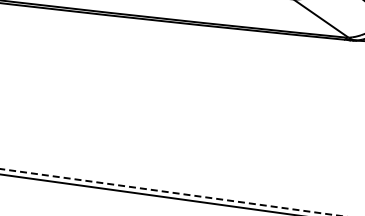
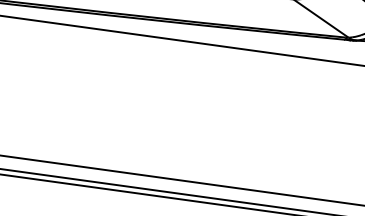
line: none -> present (181, 40)
line: none -> present (181, 180)
line: dashed -> solid (170, 192)
